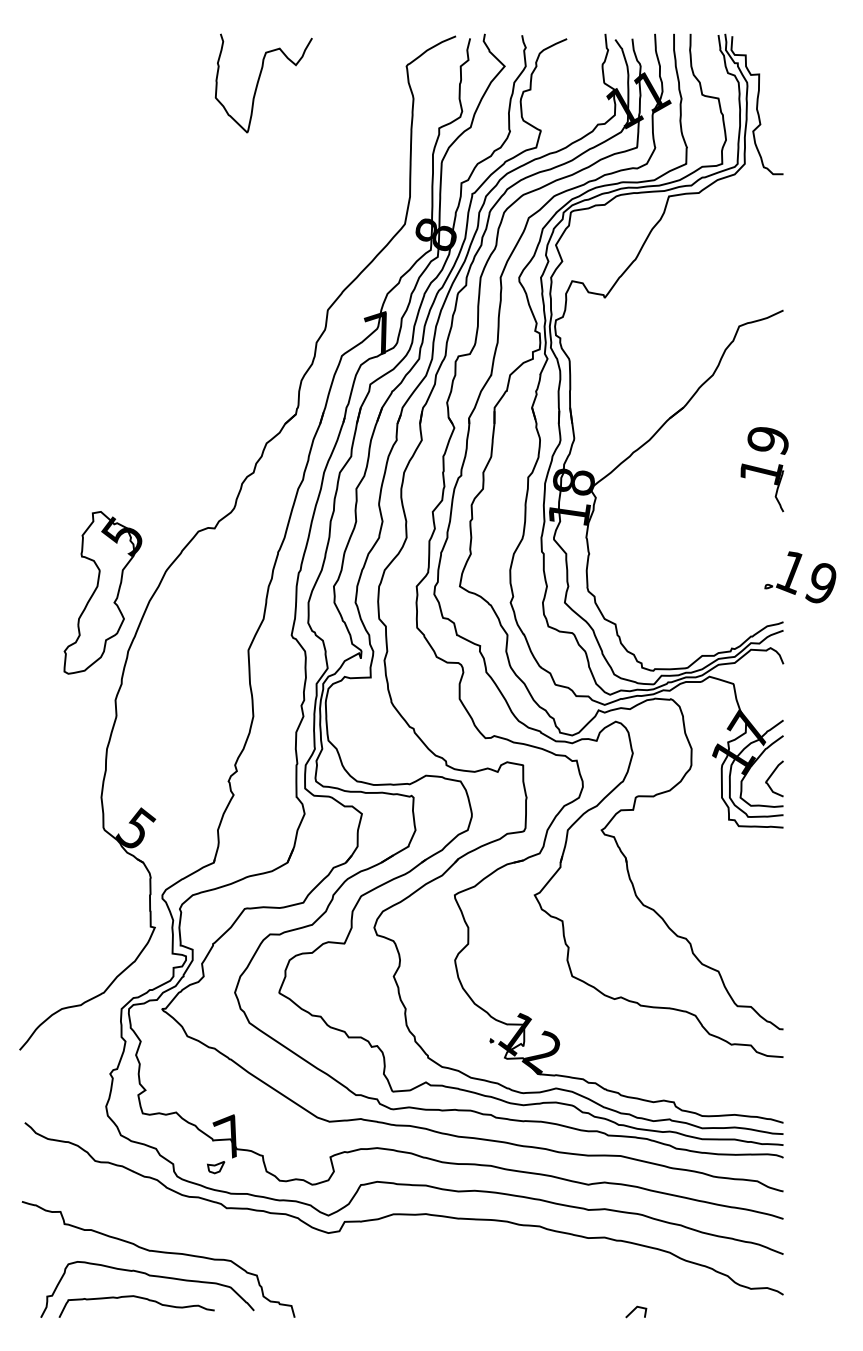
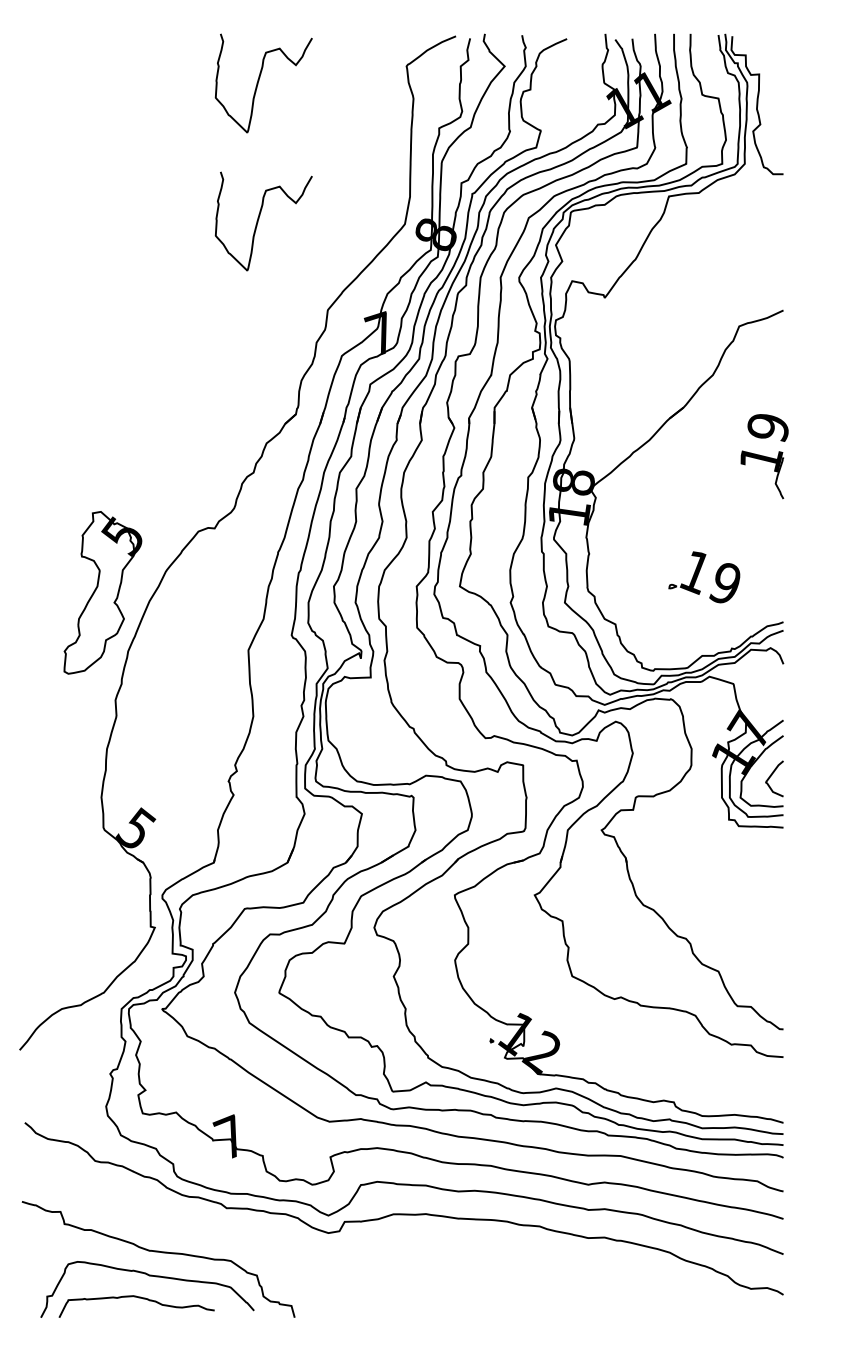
curve: none -> present (259, 219)
part position: (764, 469) -> (764, 456) (764, 456)
part position: (794, 575) -> (698, 575) (698, 575)
part: present -> none (216, 1167)
line: present -> none (635, 1309)
